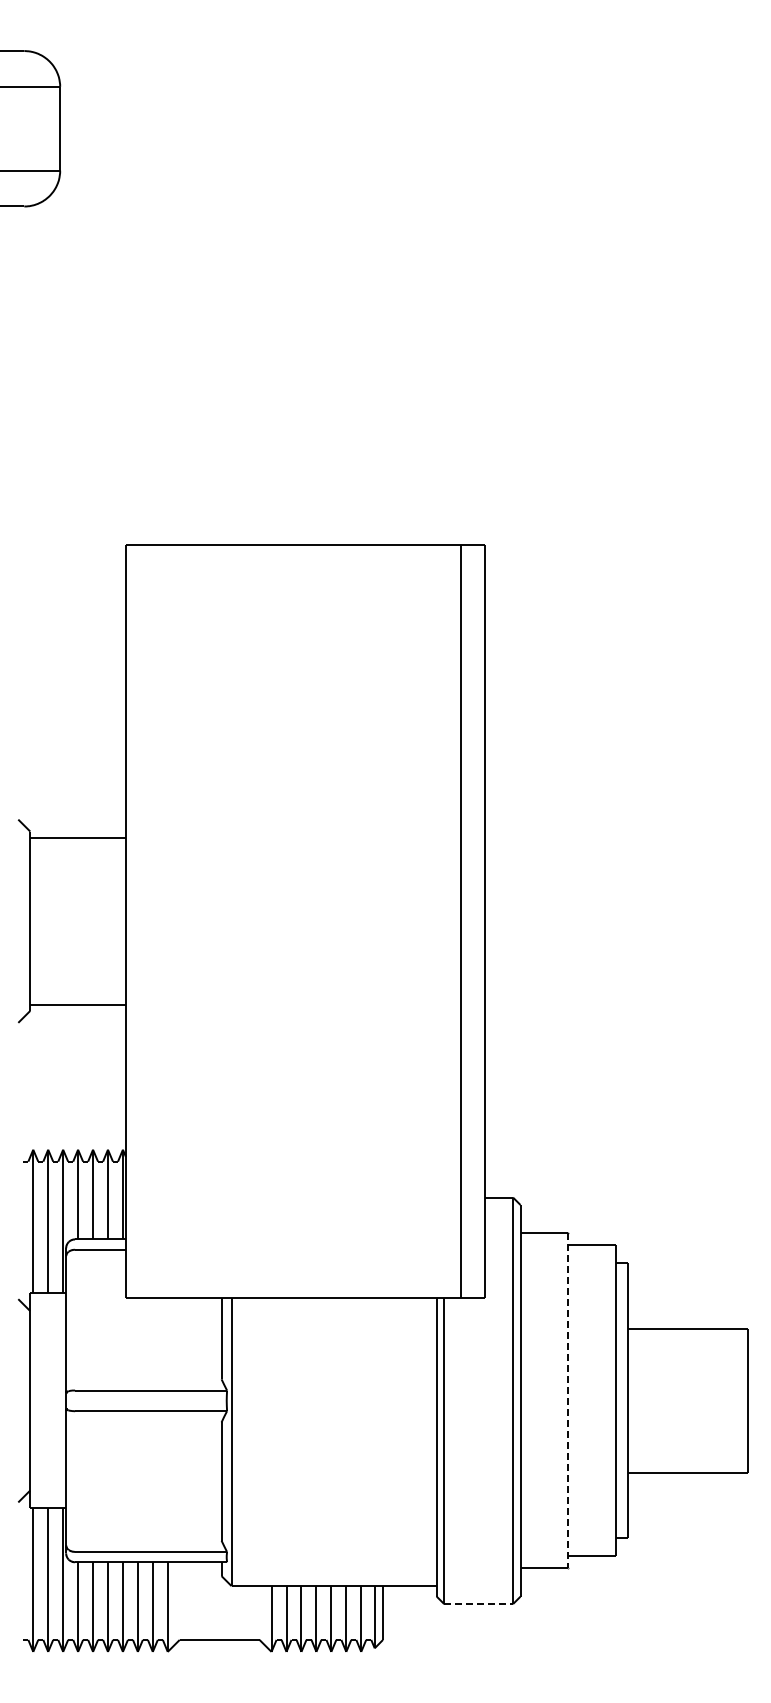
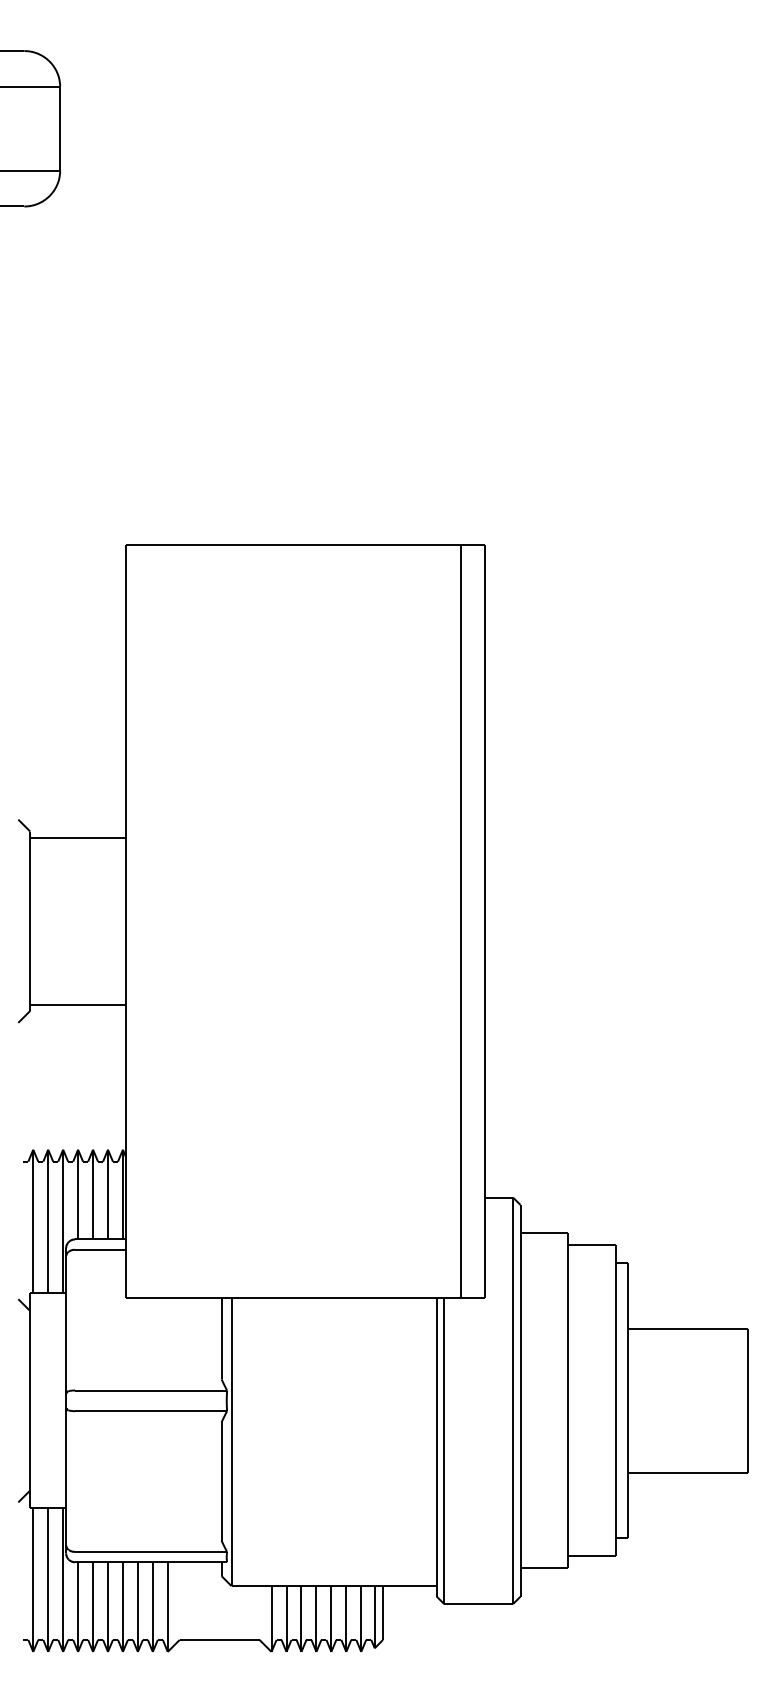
line: dashed -> solid (568, 1401)
line: dashed -> solid (479, 1604)
